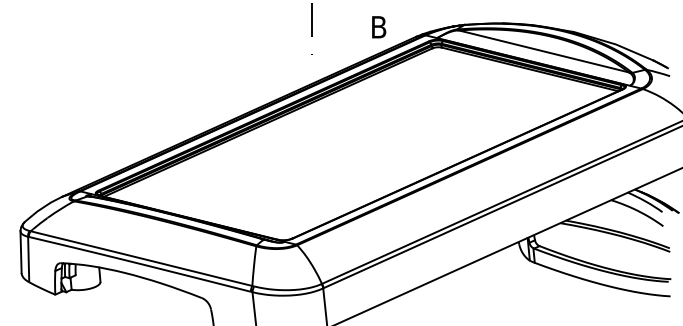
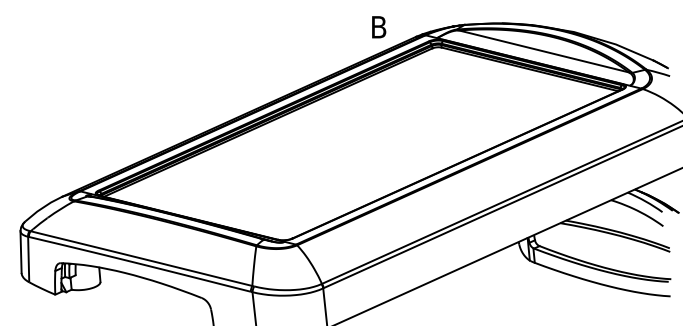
line: present -> none (311, 28)
